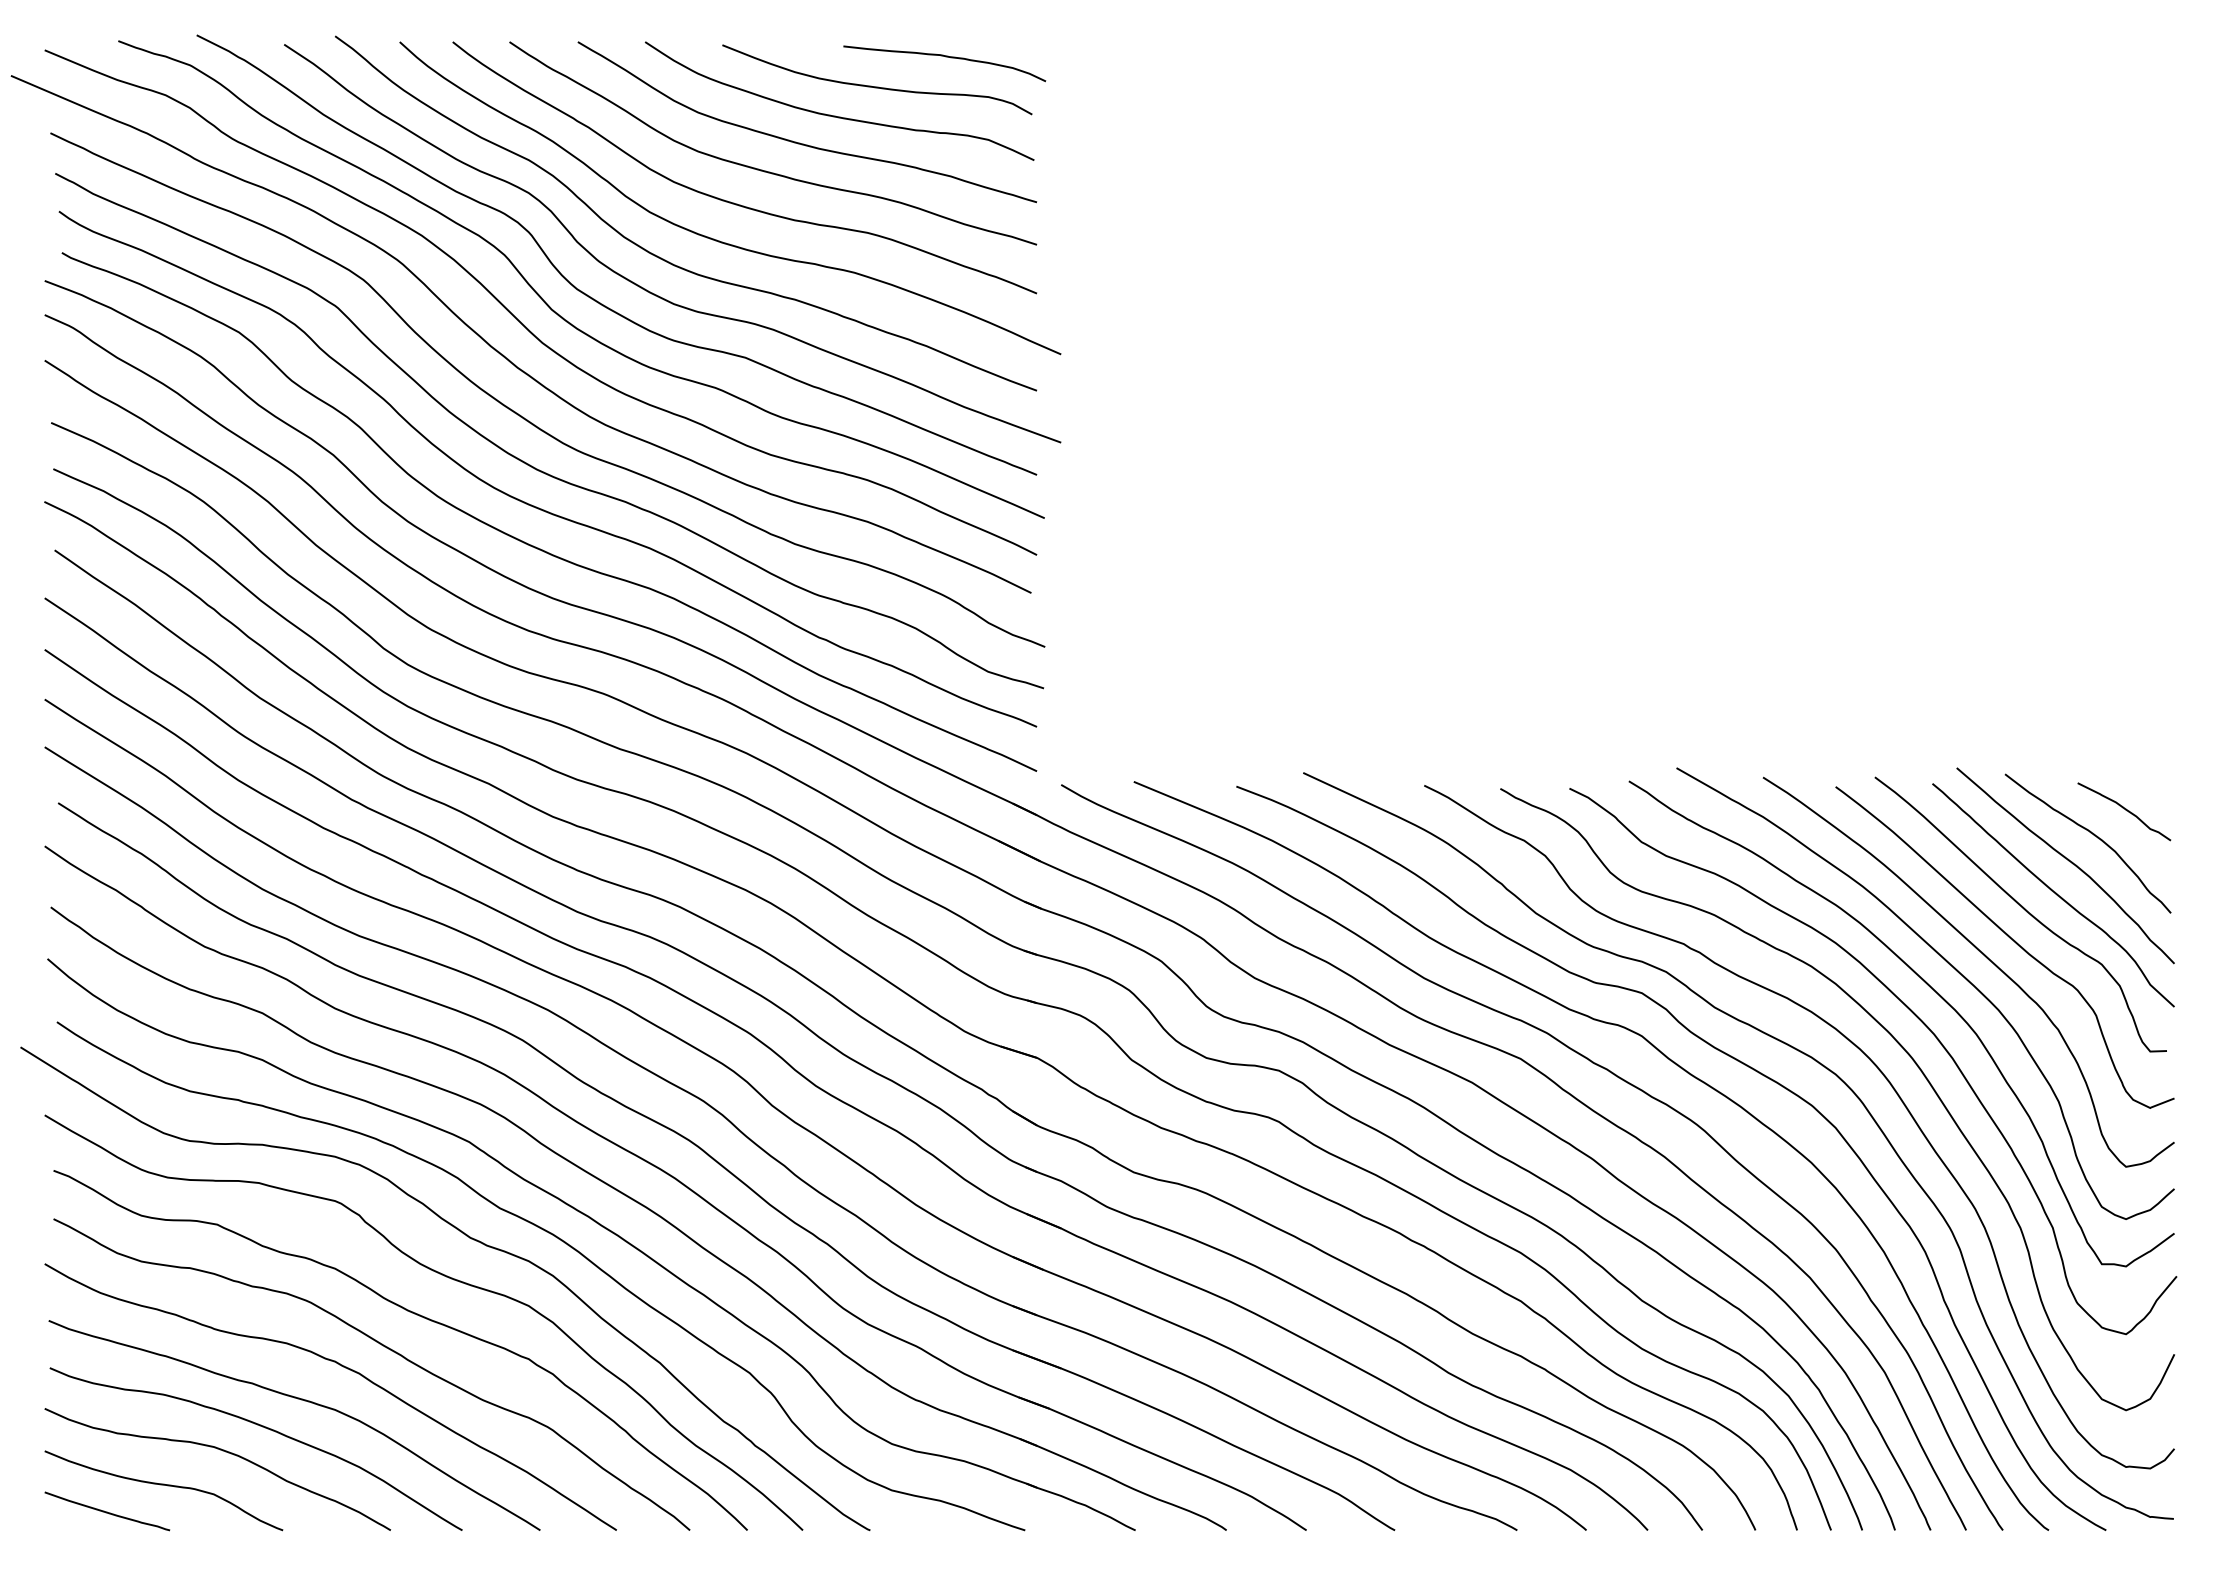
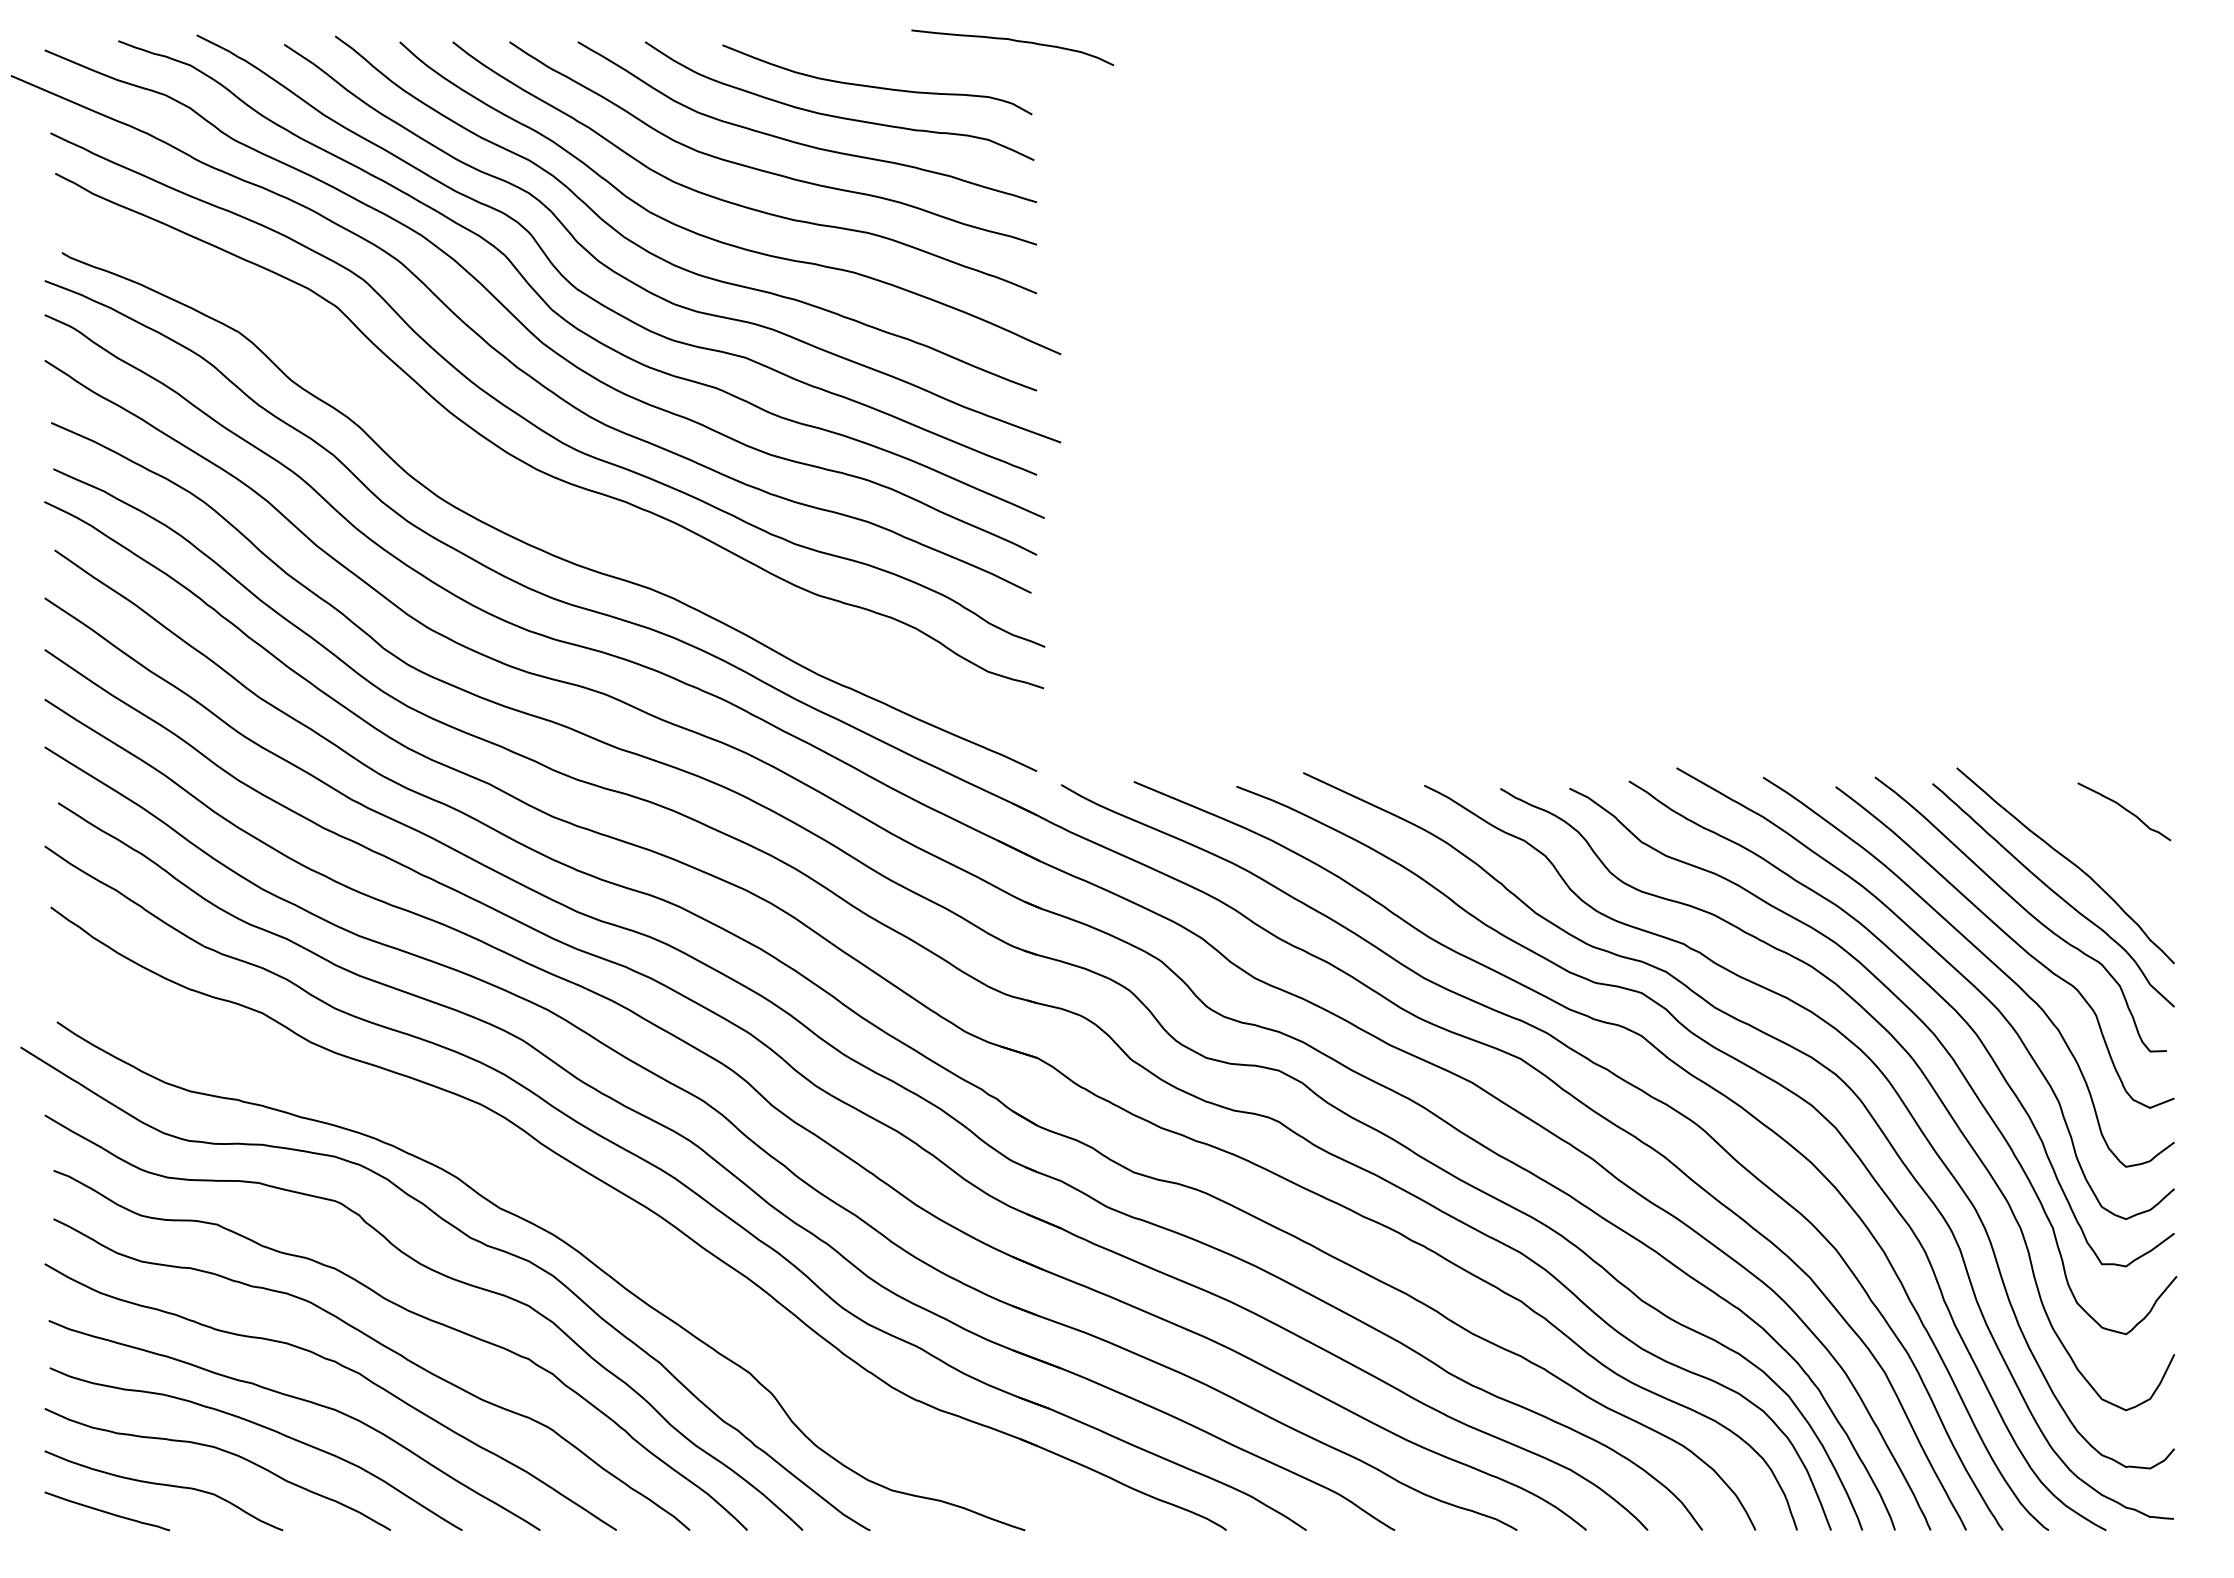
curve position: (945, 57) -> (1013, 41) (1013, 41)
curve: present -> none (534, 505)
curve: present -> none (2094, 836)
part: present -> none (602, 1227)
